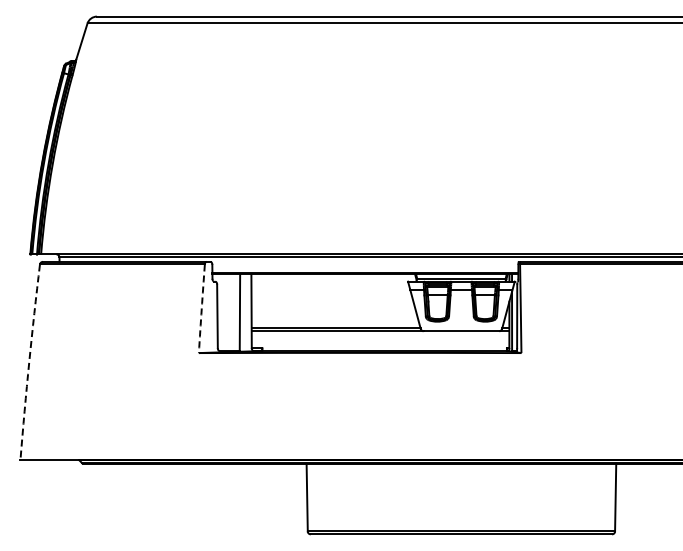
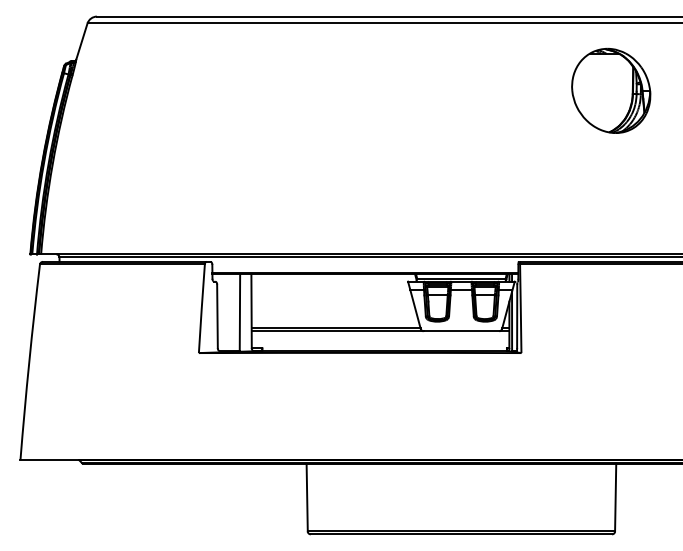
part: none -> present (611, 90)
arc: dashed -> solid (201, 308)
arc: dashed -> solid (29, 362)
